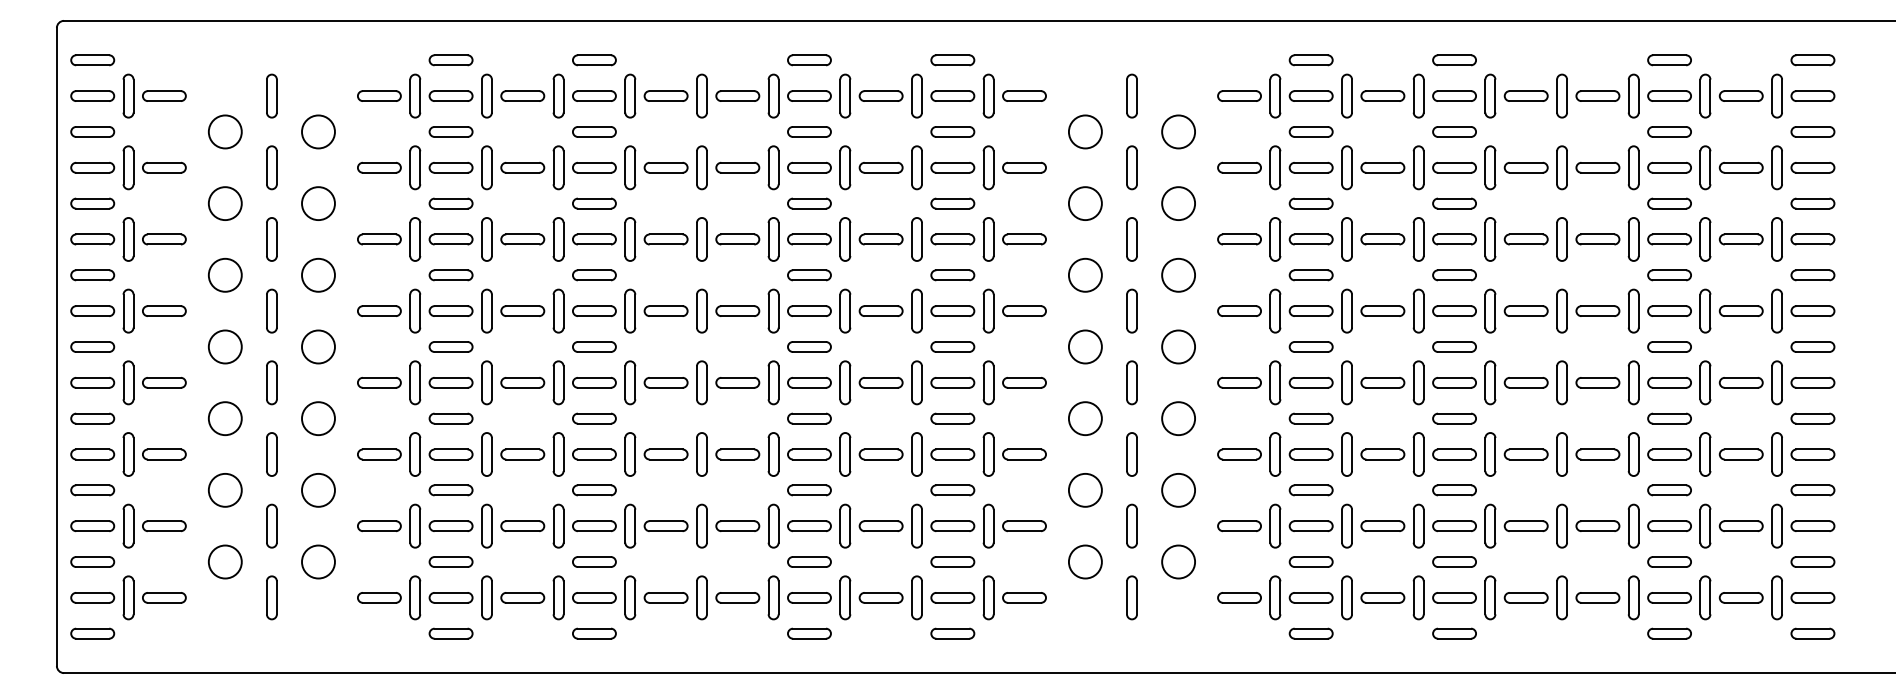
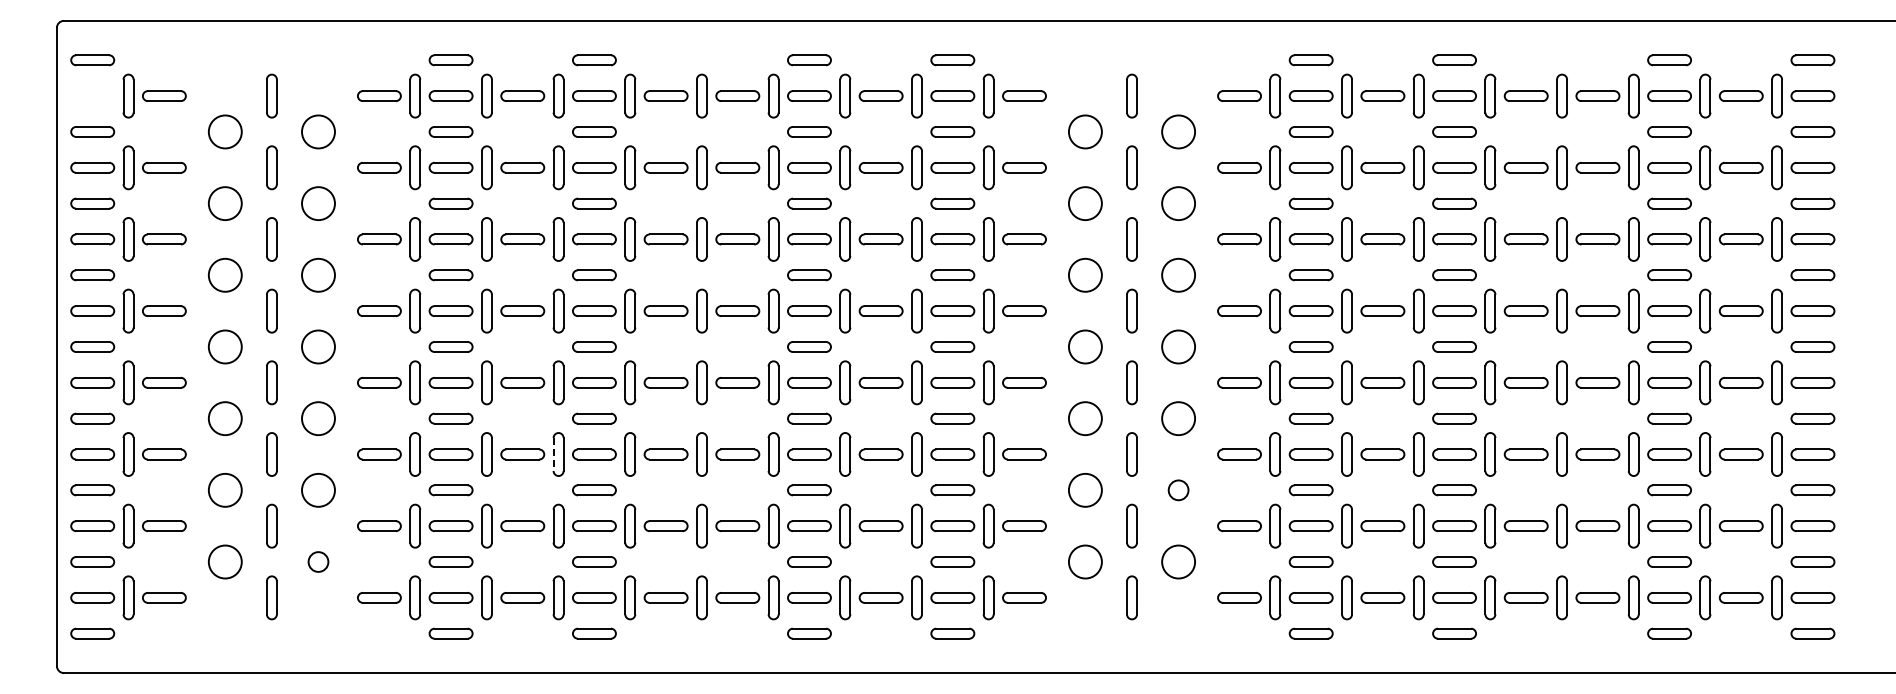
part: present -> none (92, 95)
line: solid -> dashed (553, 455)
circle diameter: 33 px -> 20 px (1178, 490)
circle diameter: 33 px -> 20 px (318, 561)
